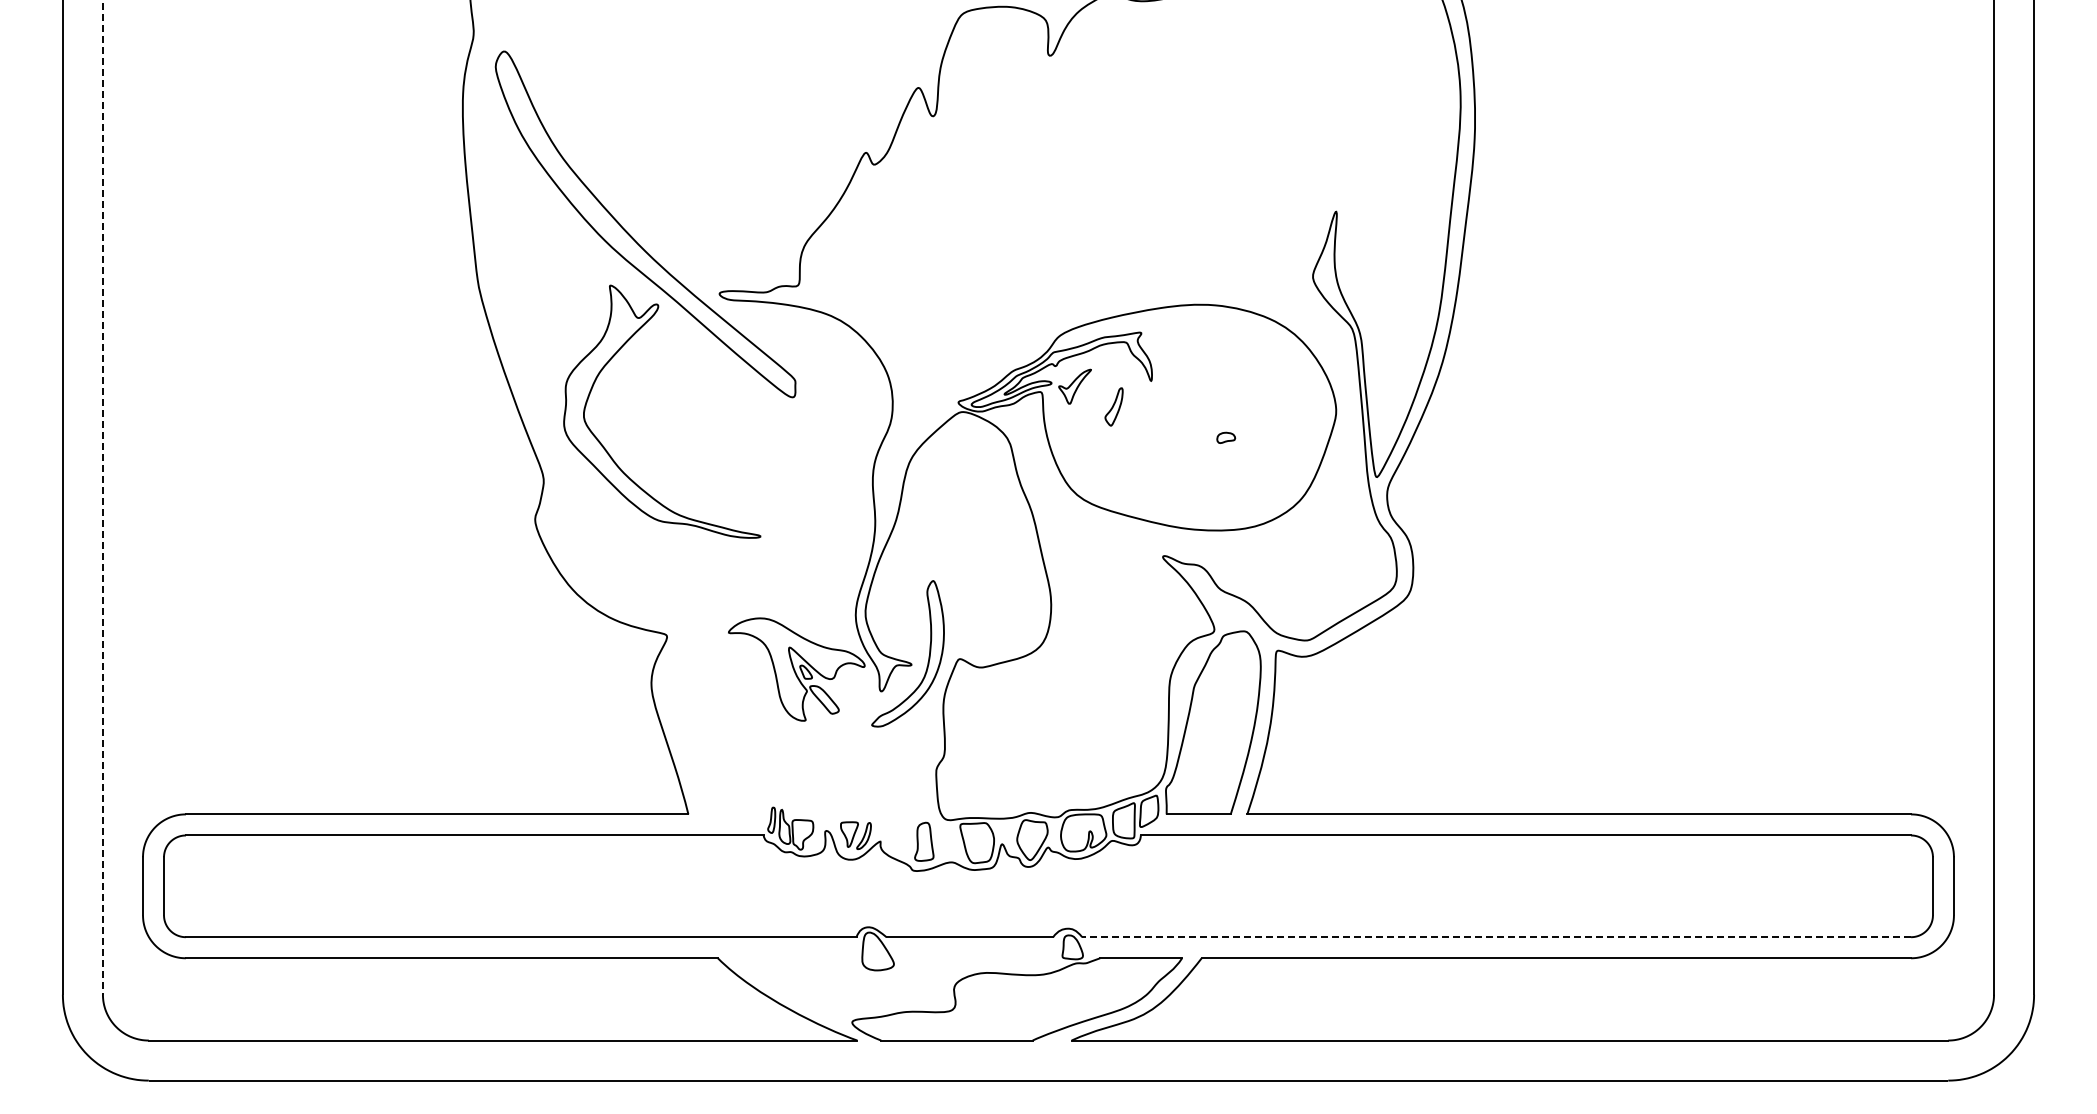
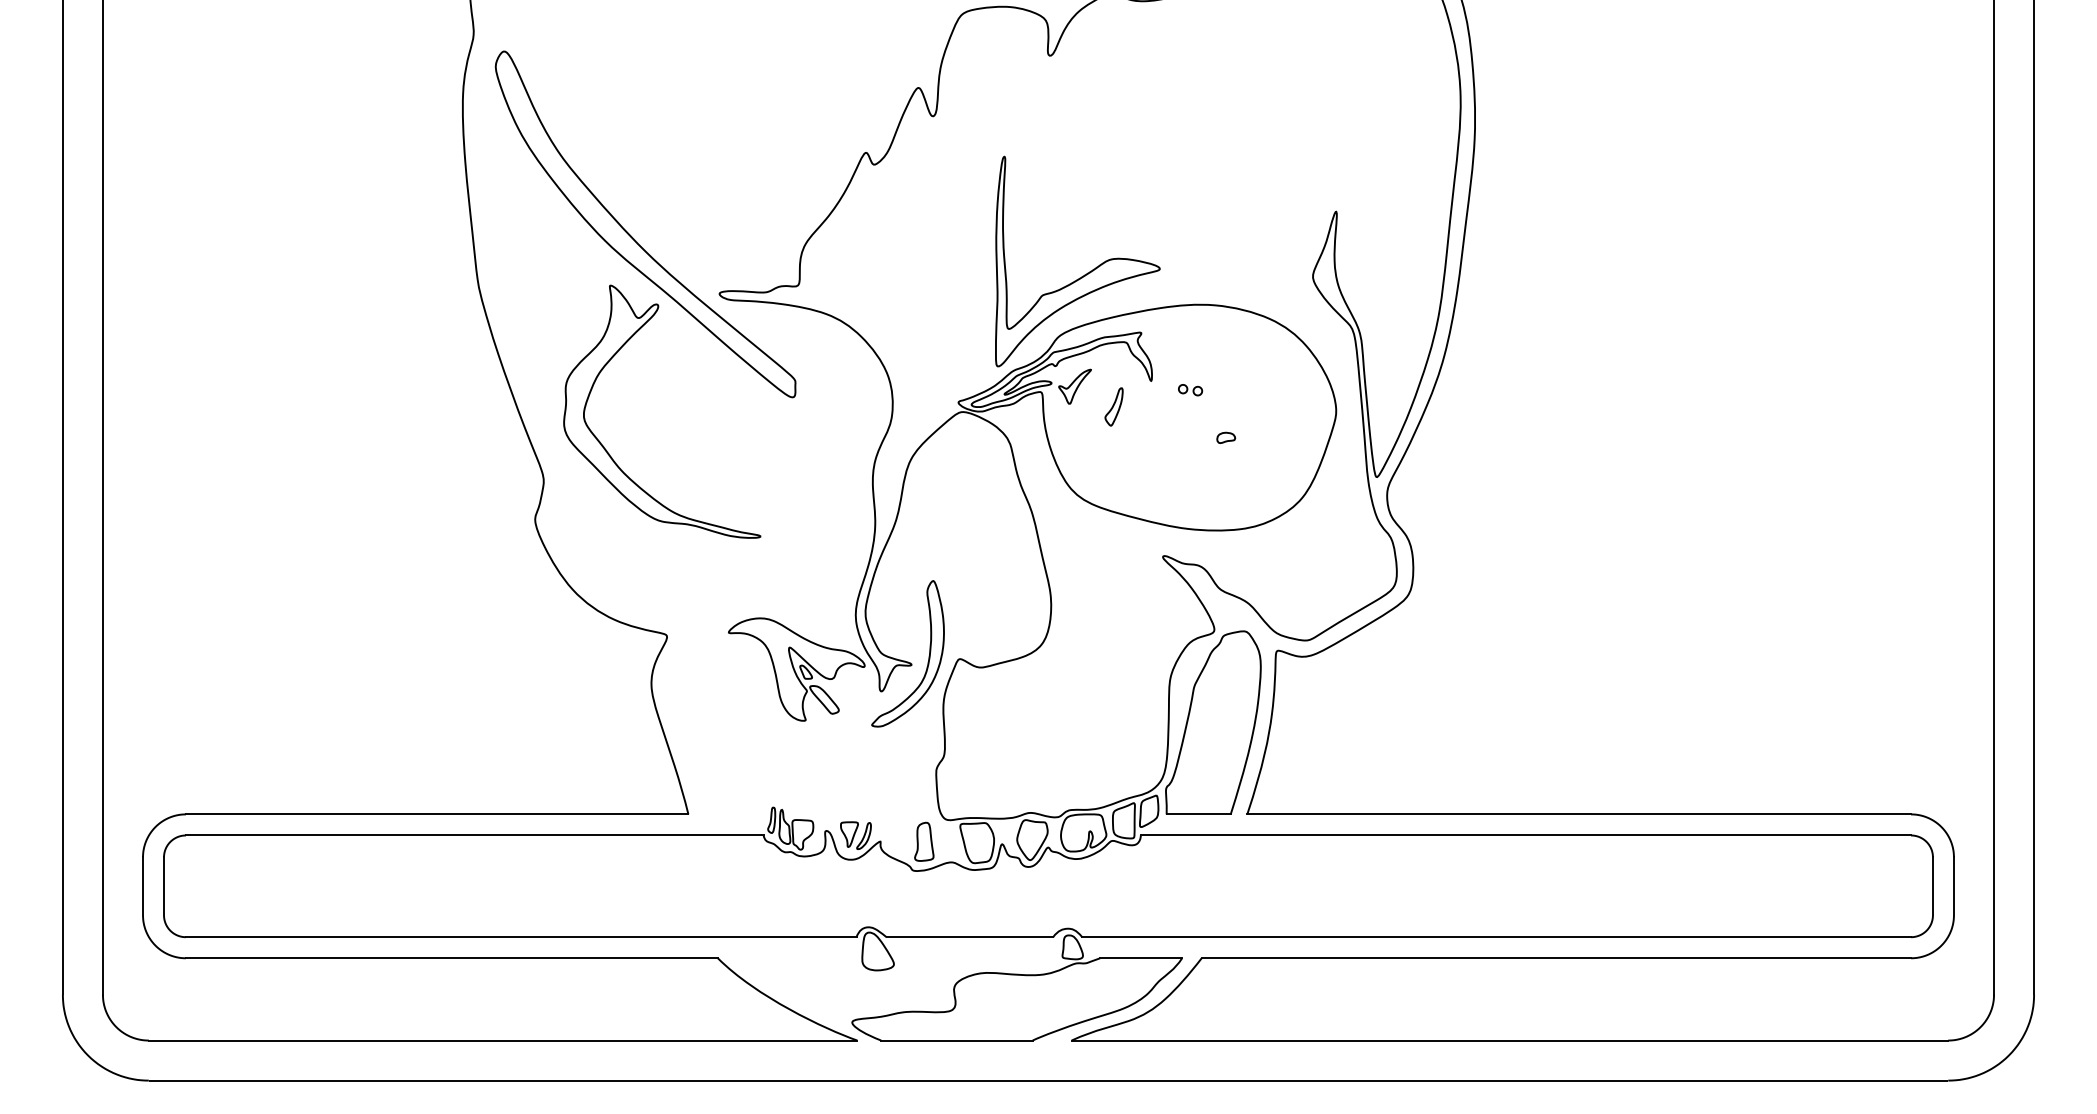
part: none -> present (1084, 274)
part: none -> present (1190, 390)
line: dashed -> solid (102, 497)
line: dashed -> solid (1496, 937)
